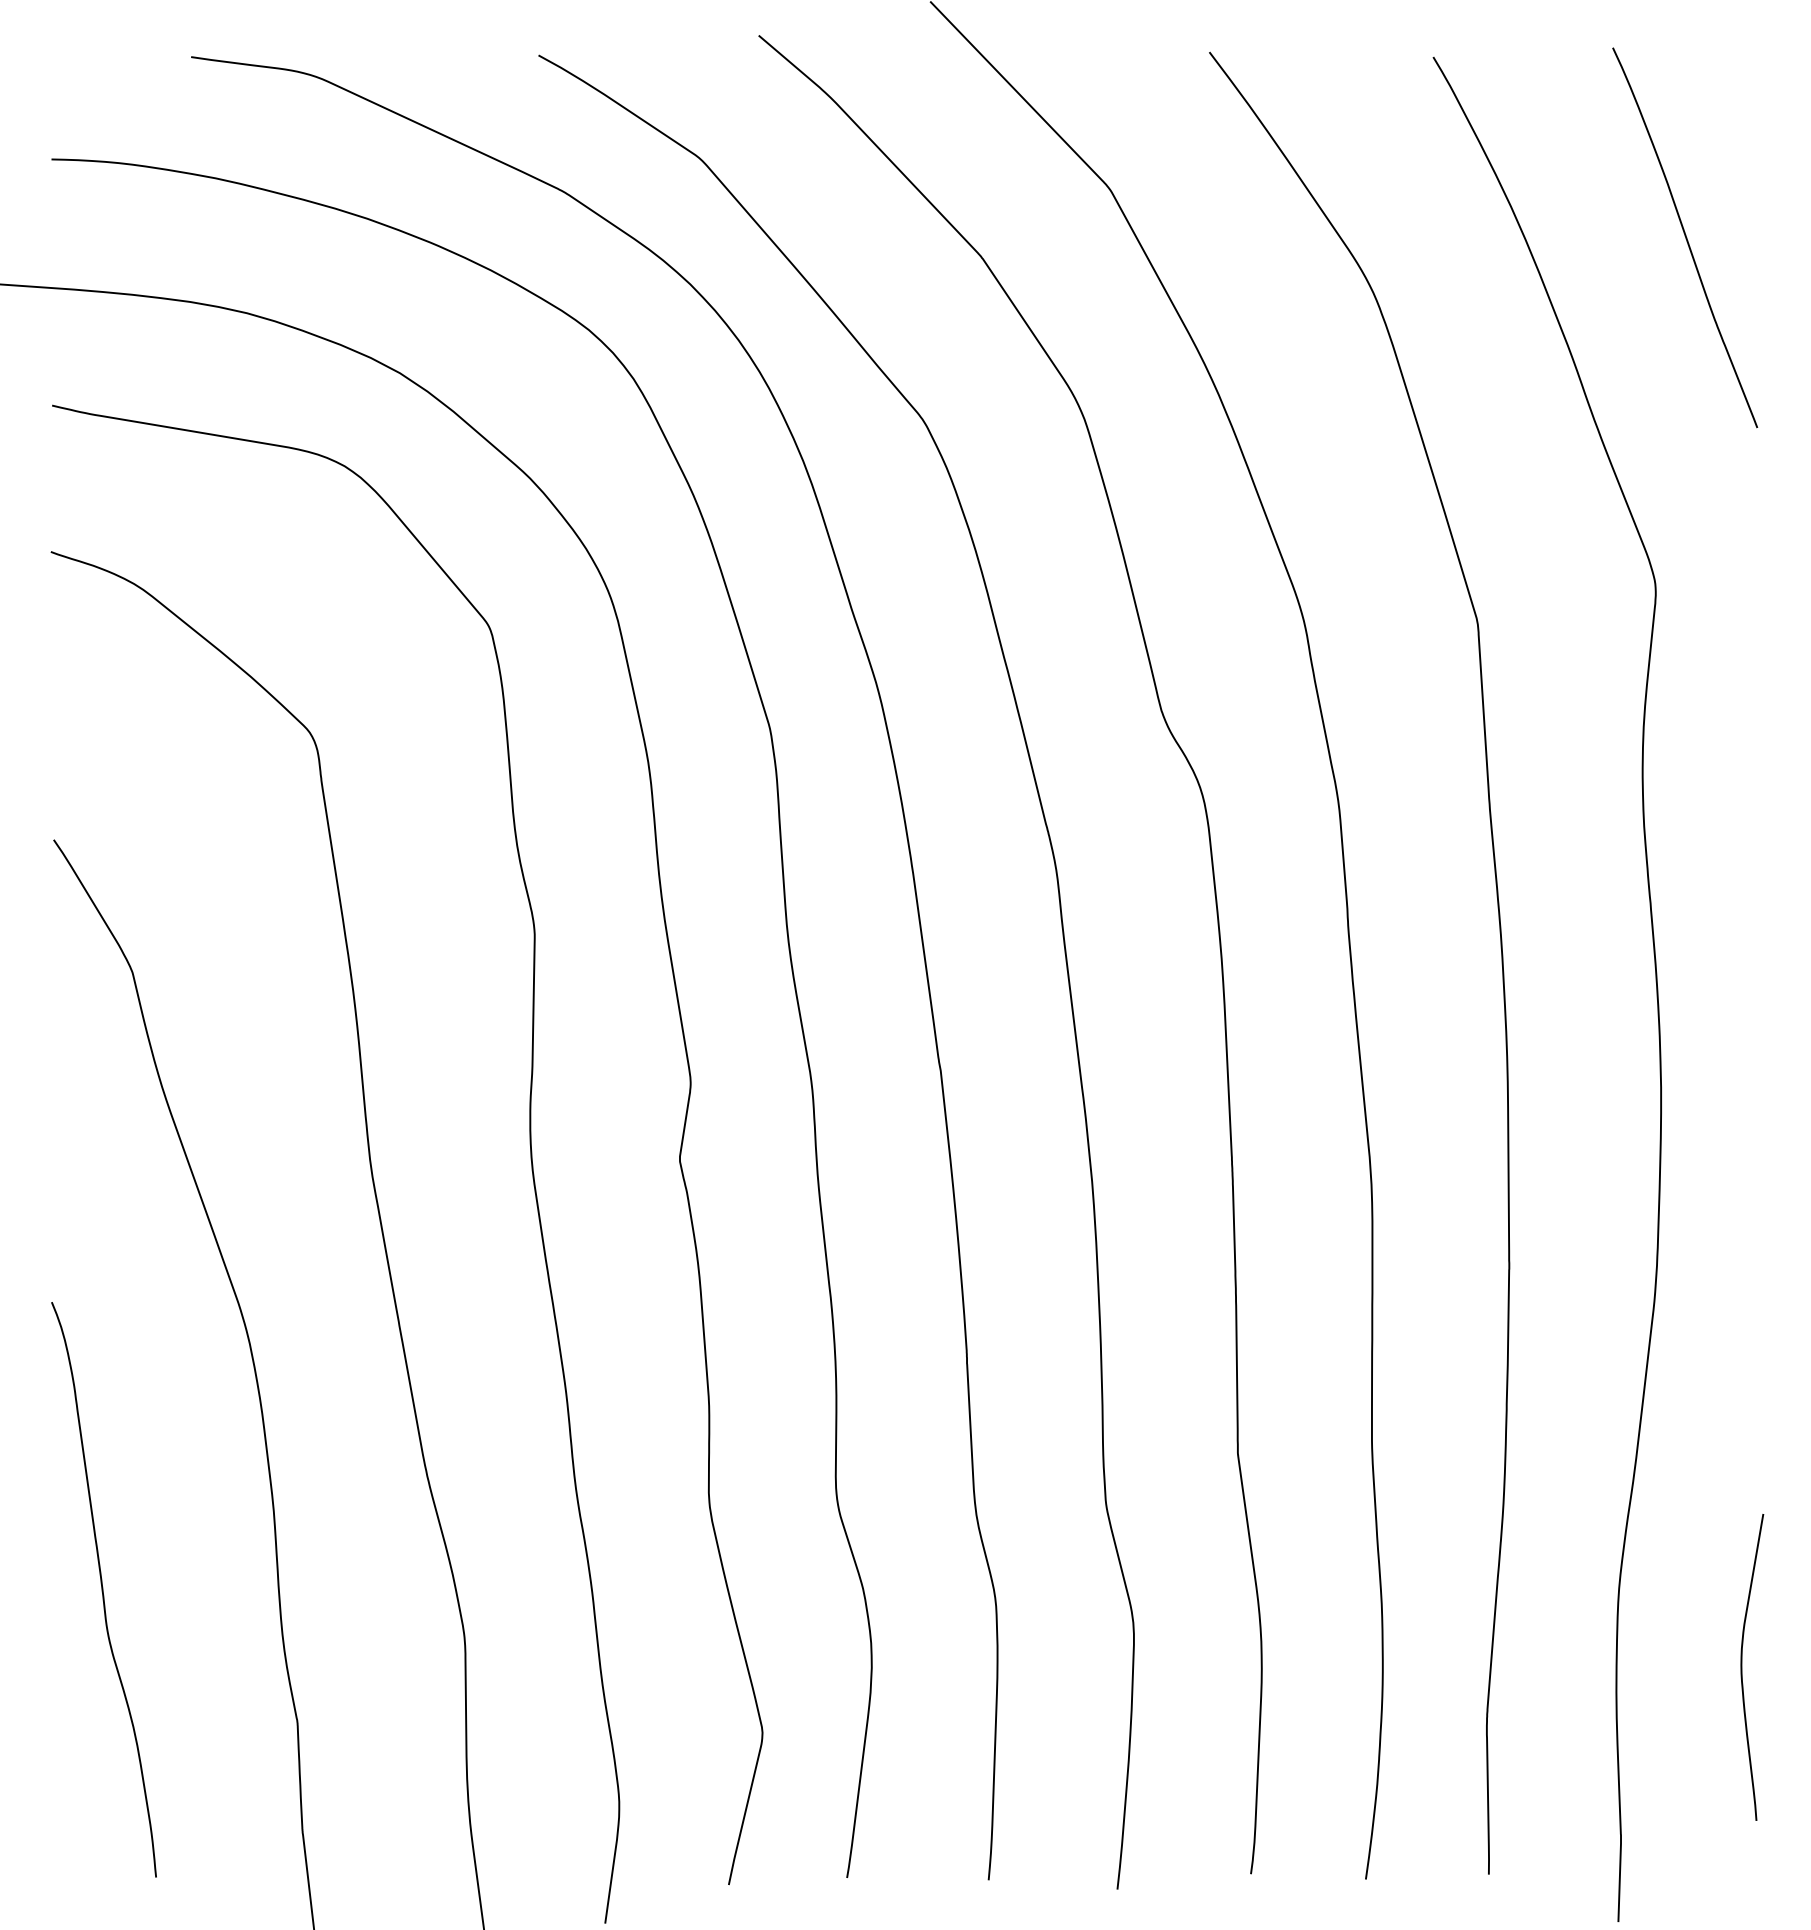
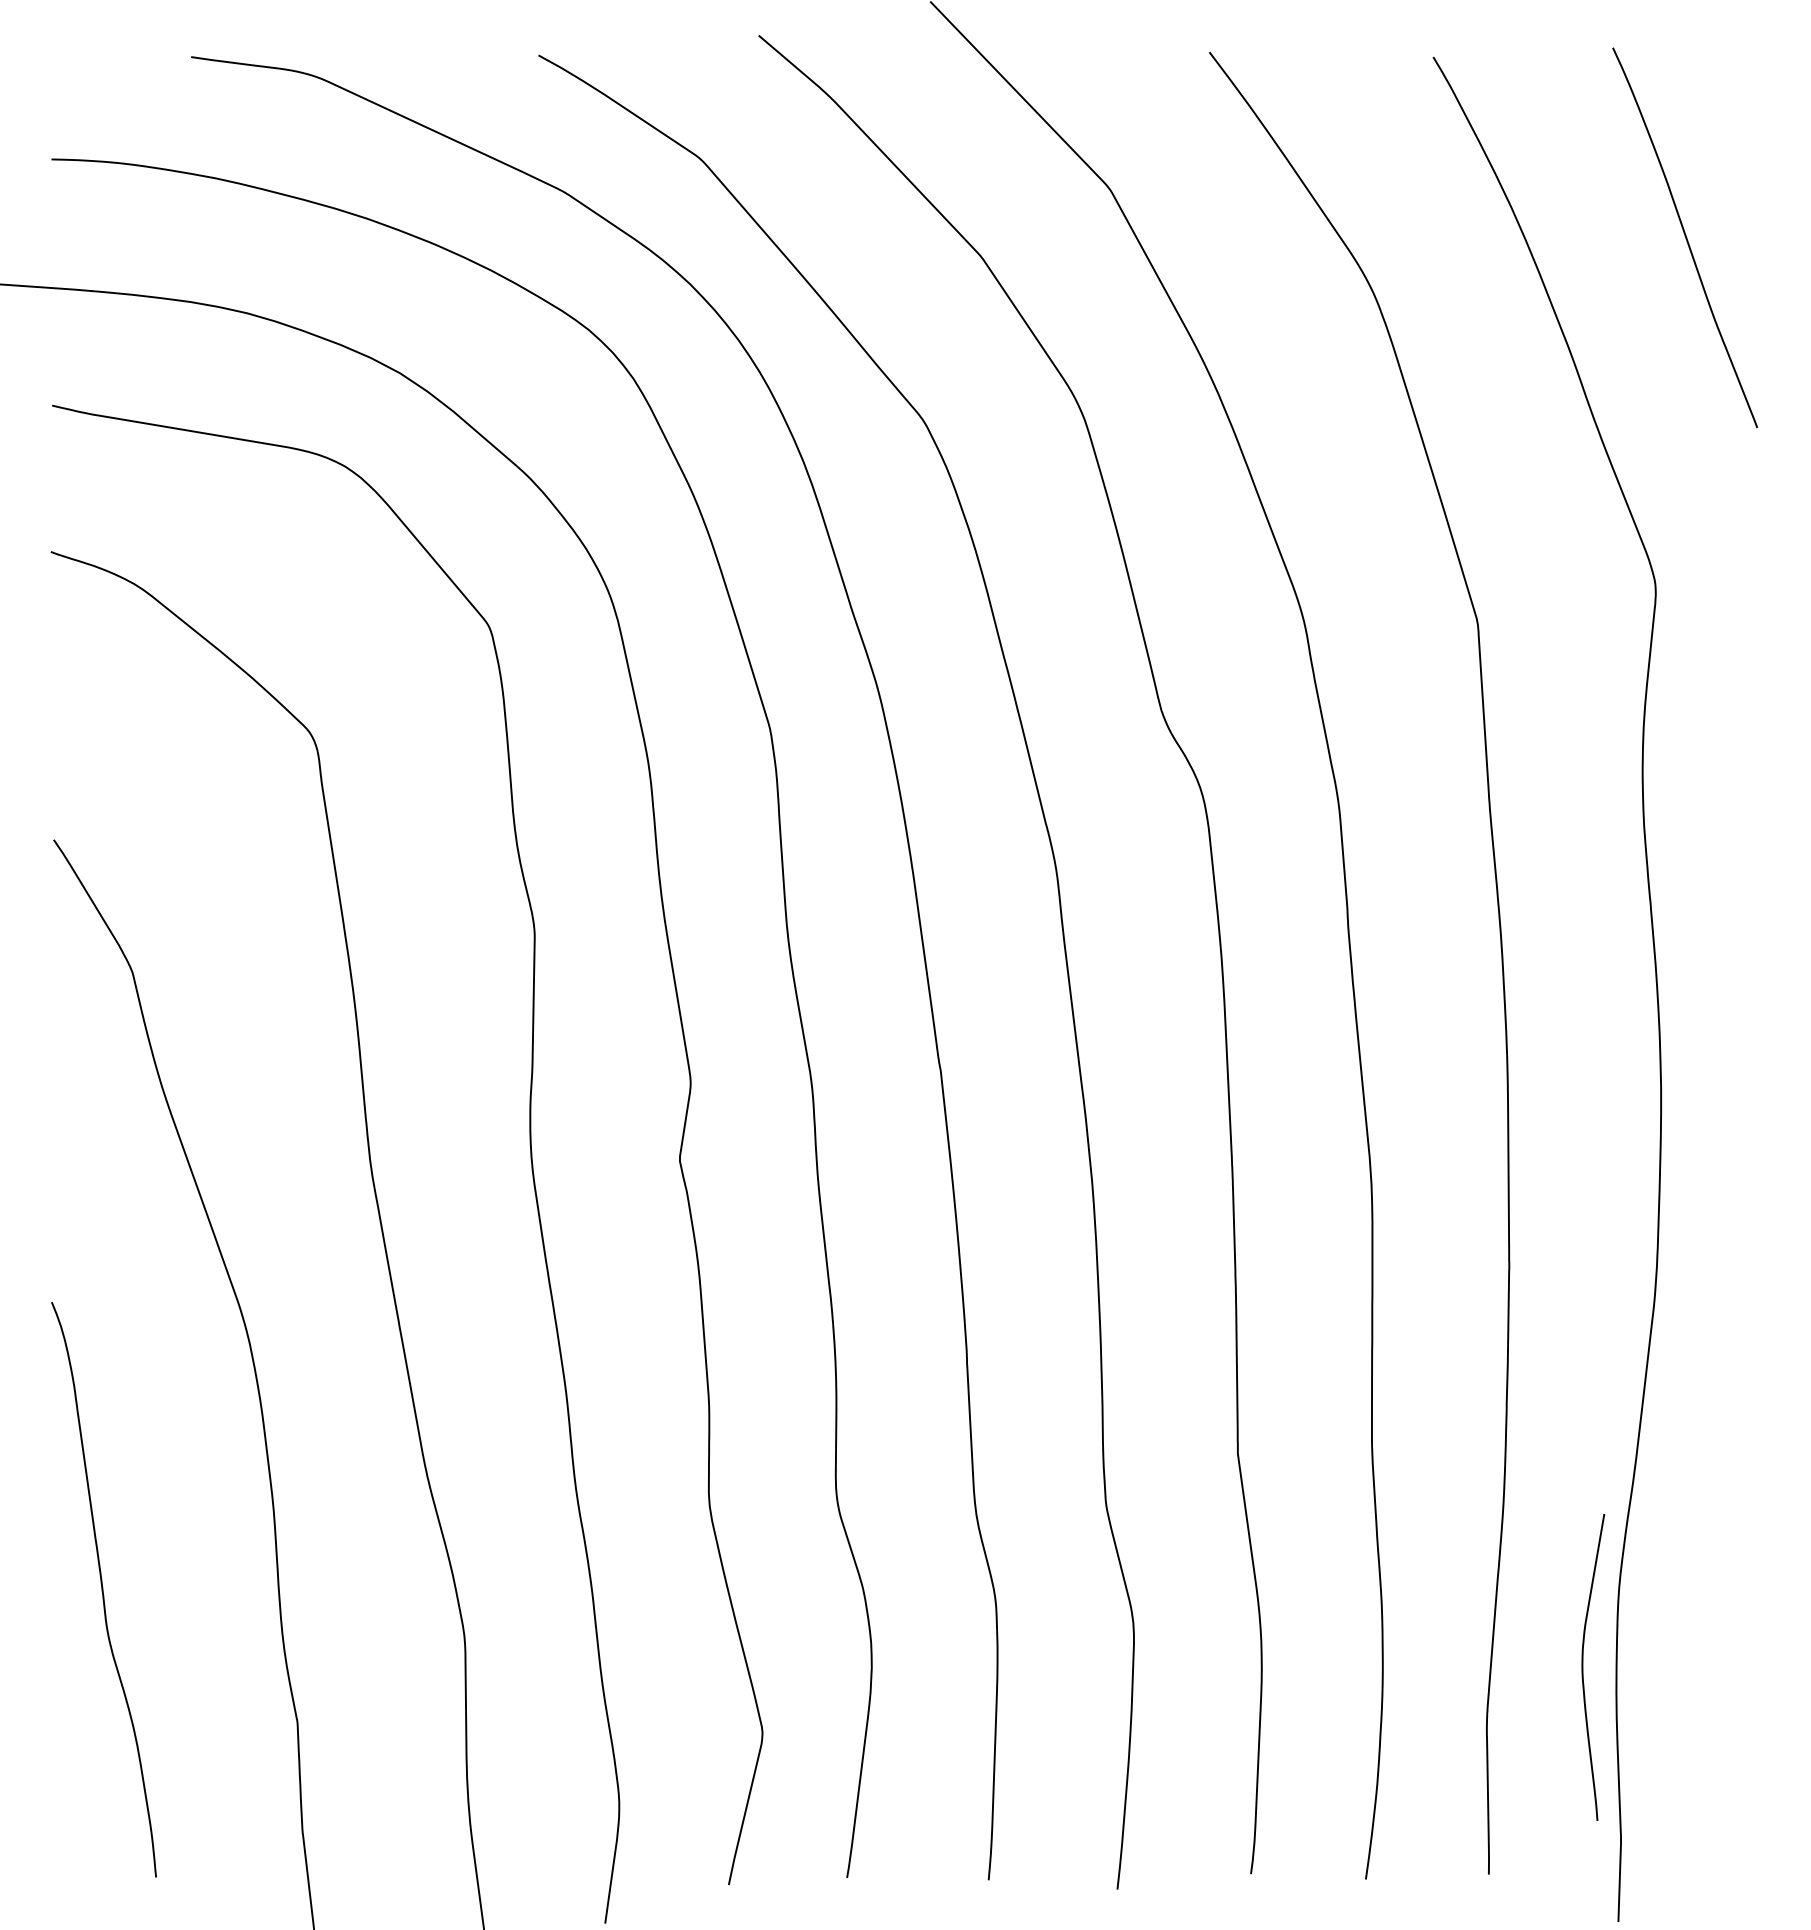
curve position: (1742, 1667) -> (1583, 1667) (1583, 1667)
